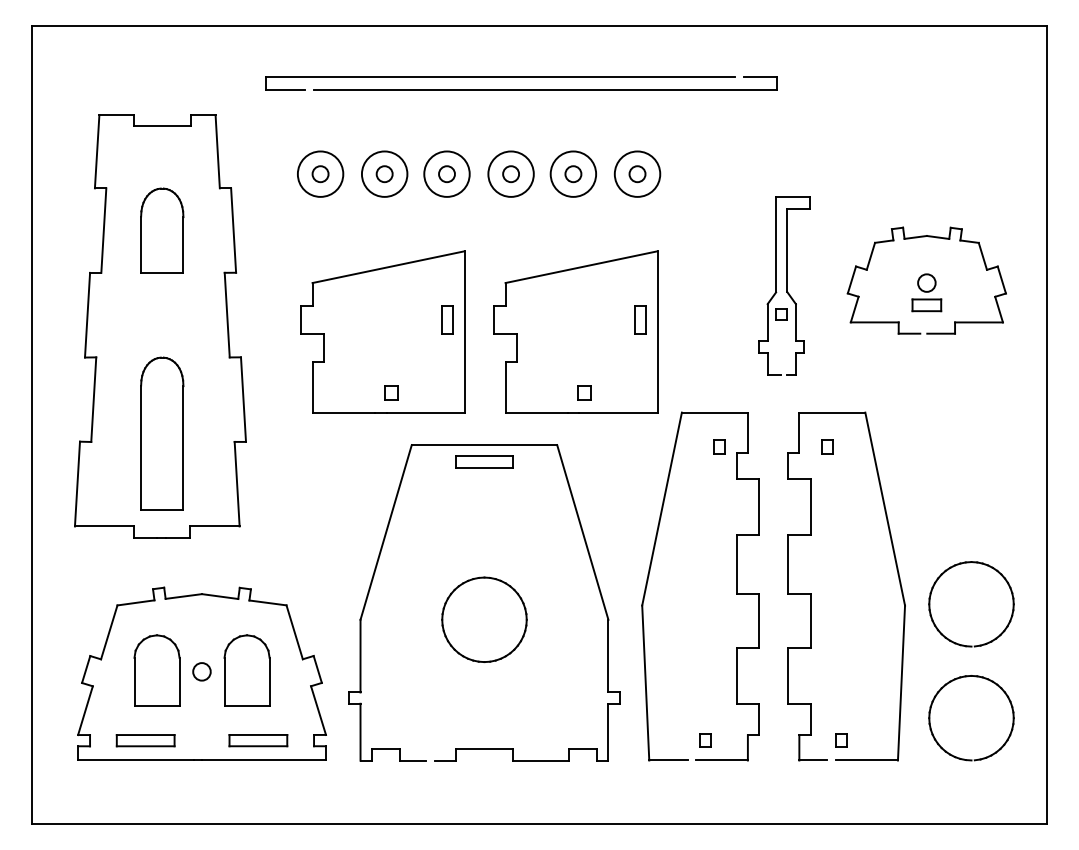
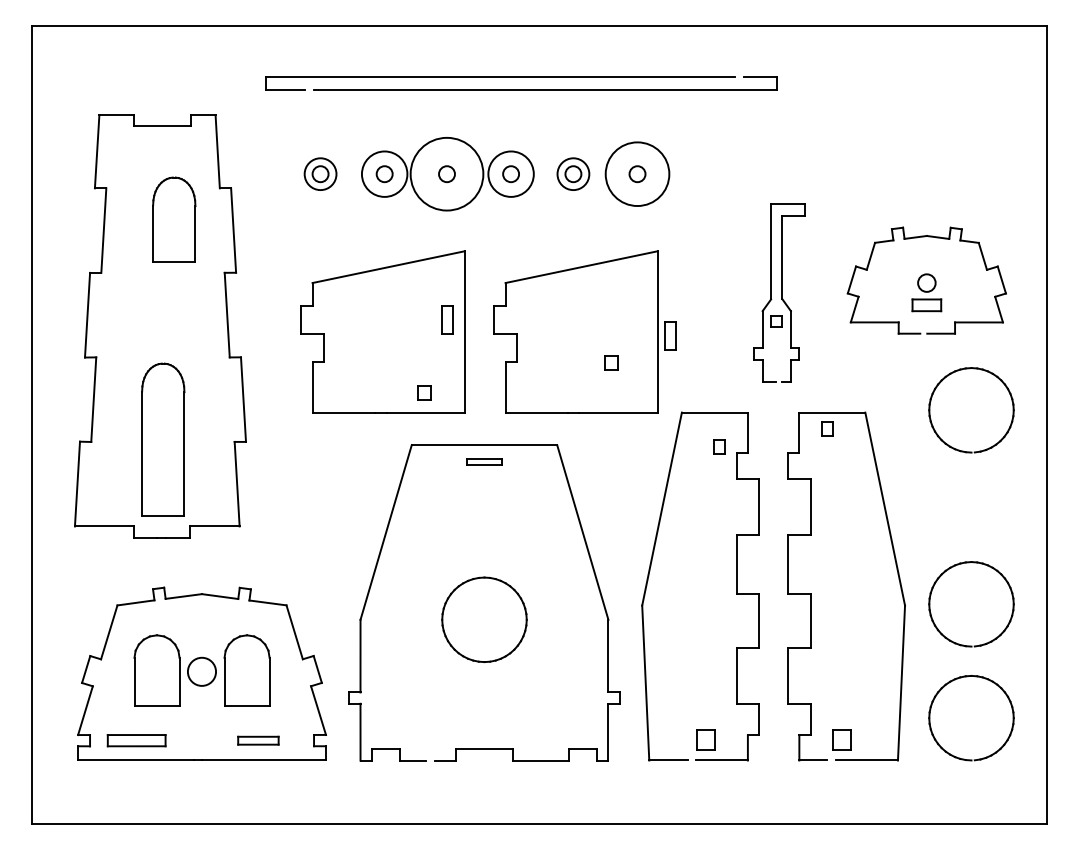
circle diameter: 45 px -> 32 px (320, 174)
circle diameter: 45 px -> 73 px (446, 173)
circle diameter: 45 px -> 32 px (573, 174)
circle diameter: 45 px -> 64 px (637, 174)
part position: (162, 230) -> (174, 219) (174, 219)
part position: (784, 285) -> (779, 292) (779, 292)
part position: (640, 319) -> (670, 335) (670, 335)
part position: (391, 392) -> (424, 392) (424, 392)
part position: (584, 392) -> (611, 362) (611, 362)
part: none -> present (971, 410)
part position: (162, 433) -> (163, 439) (163, 439)
part position: (827, 446) -> (827, 428) (827, 428)
part size: 59x14 px -> 37x8 px (484, 461)
circle diameter: 18 px -> 28 px (201, 671)
part position: (145, 740) -> (136, 740) (136, 740)
part size: 61x14 px -> 43x11 px (258, 740)
part size: 13x15 px -> 20x22 px (705, 739)
part size: 13x15 px -> 20x22 px (841, 739)
